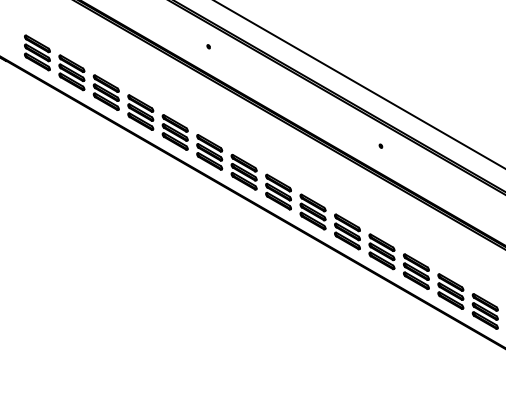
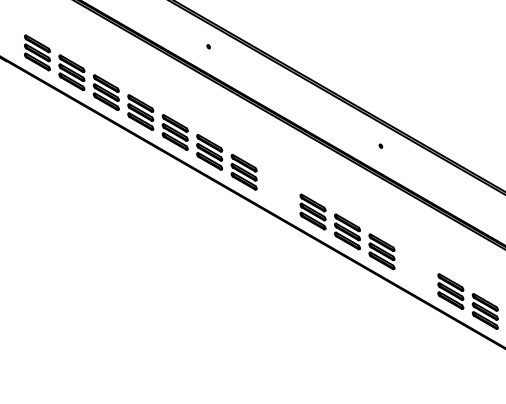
line: present -> none (359, 84)
part: present -> none (278, 191)
part: present -> none (416, 271)
